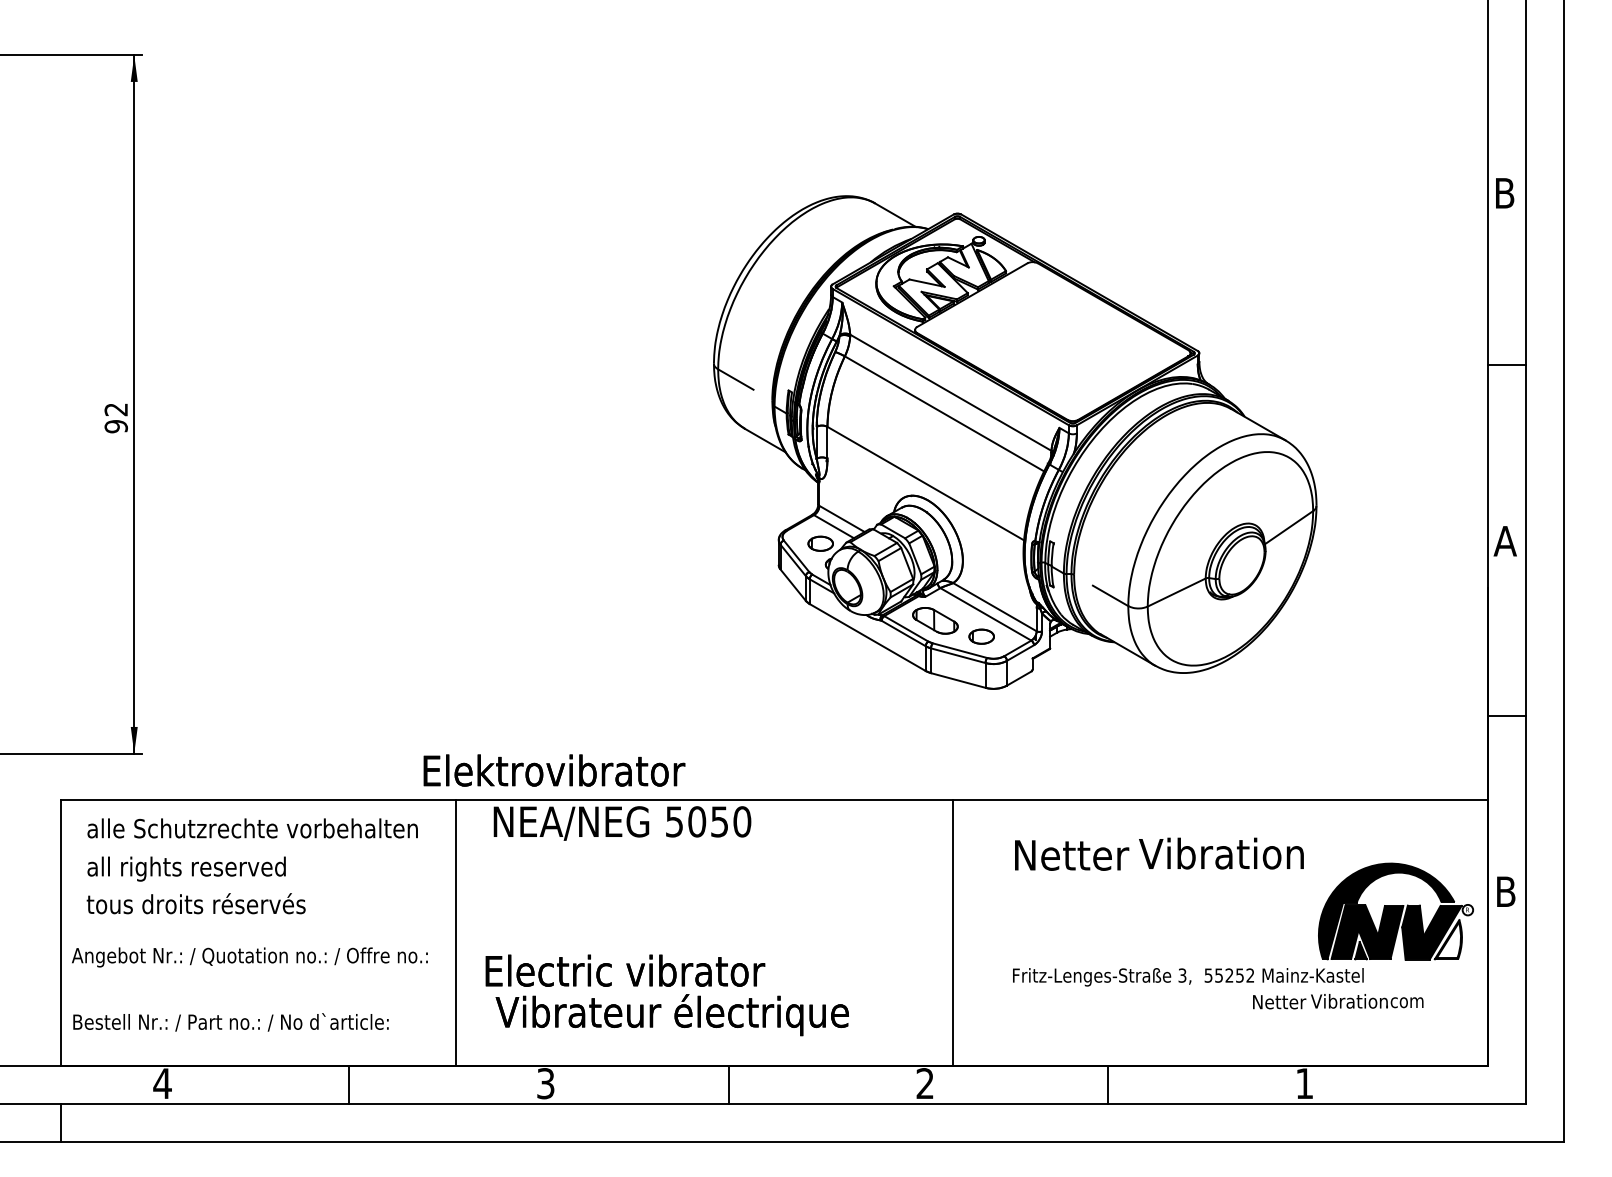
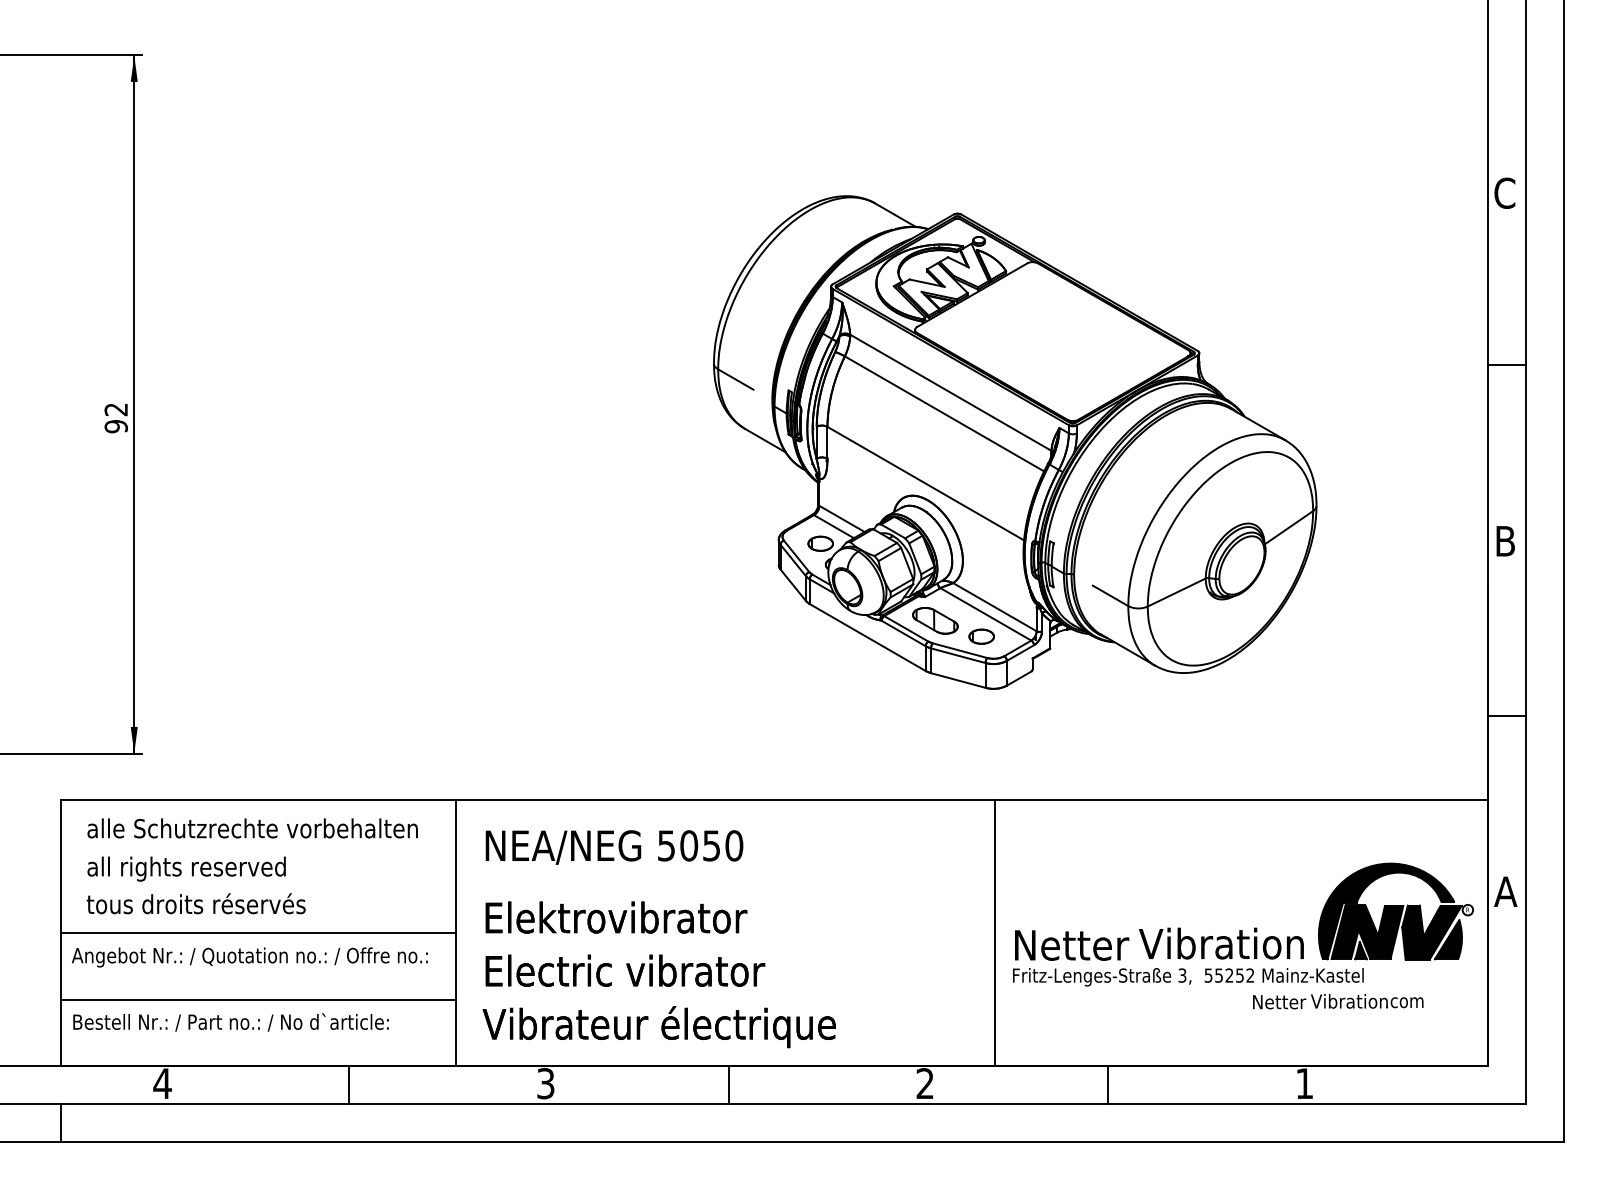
text: B -> C (1504, 192)
text: A -> B (1504, 541)
text position: (554, 770) -> (616, 917) (616, 917)
text position: (622, 823) -> (614, 847) (614, 847)
text position: (1159, 853) -> (1159, 943) (1159, 943)
text: B -> A (1505, 891)
line position: (952, 932) -> (994, 932) (994, 932)
line: none -> present (258, 933)
fill: none -> present (1448, 940)
line: none -> present (258, 999)
text position: (671, 1015) -> (658, 1027) (658, 1027)
